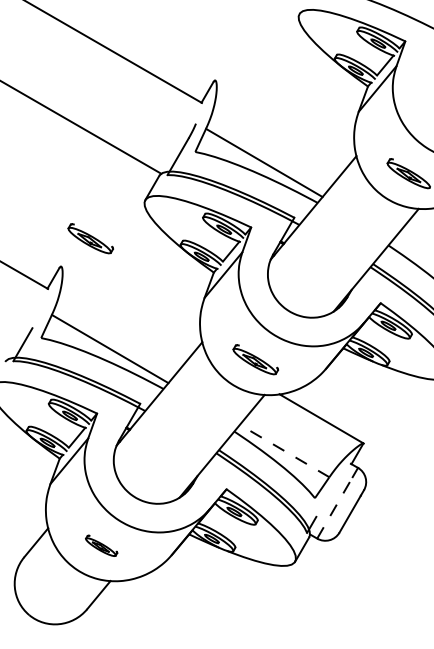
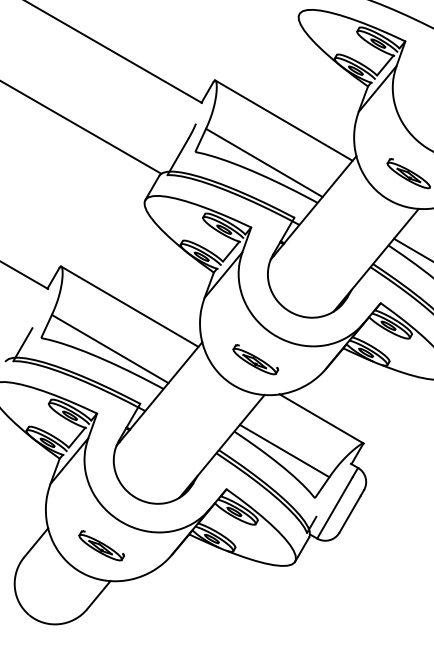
line: none -> present (283, 120)
part: present -> none (90, 238)
line: none -> present (412, 249)
line: none -> present (129, 306)
line: dashed -> solid (284, 451)
line: dashed -> solid (335, 507)
part size: 34x23 px -> 47x32 px (101, 545)
